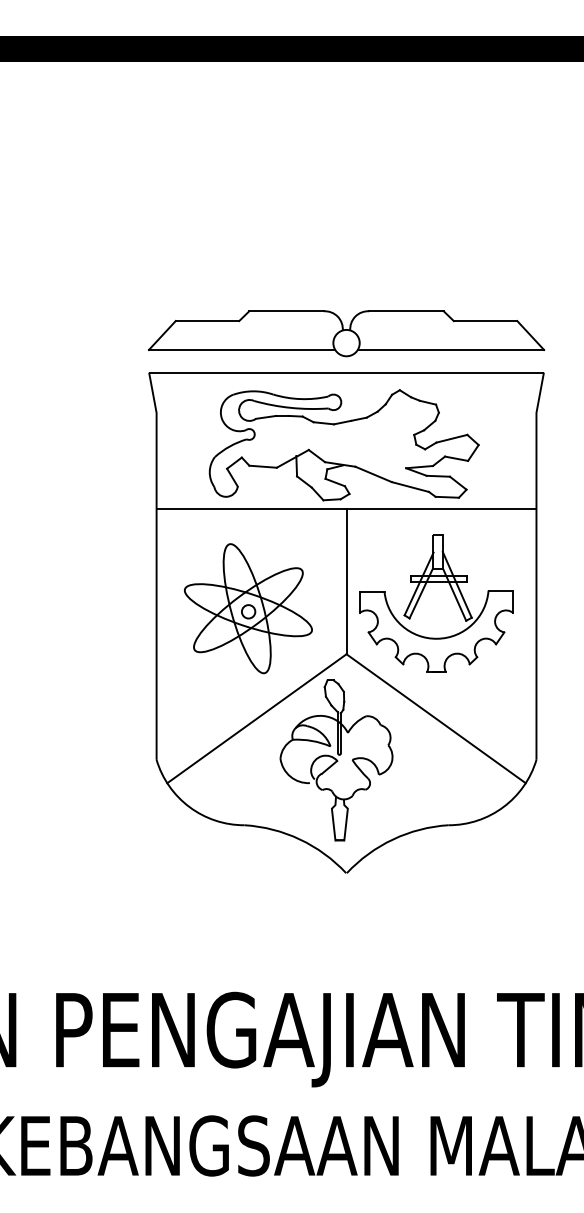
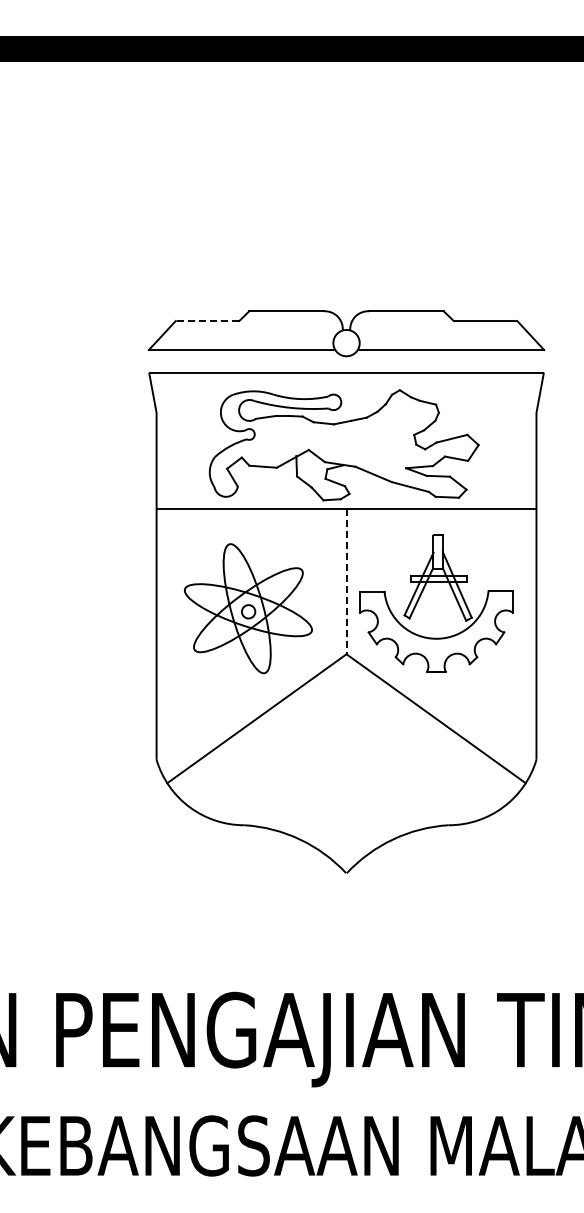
line: solid -> dashed (207, 321)
line: solid -> dashed (346, 581)
part: present -> none (336, 760)
